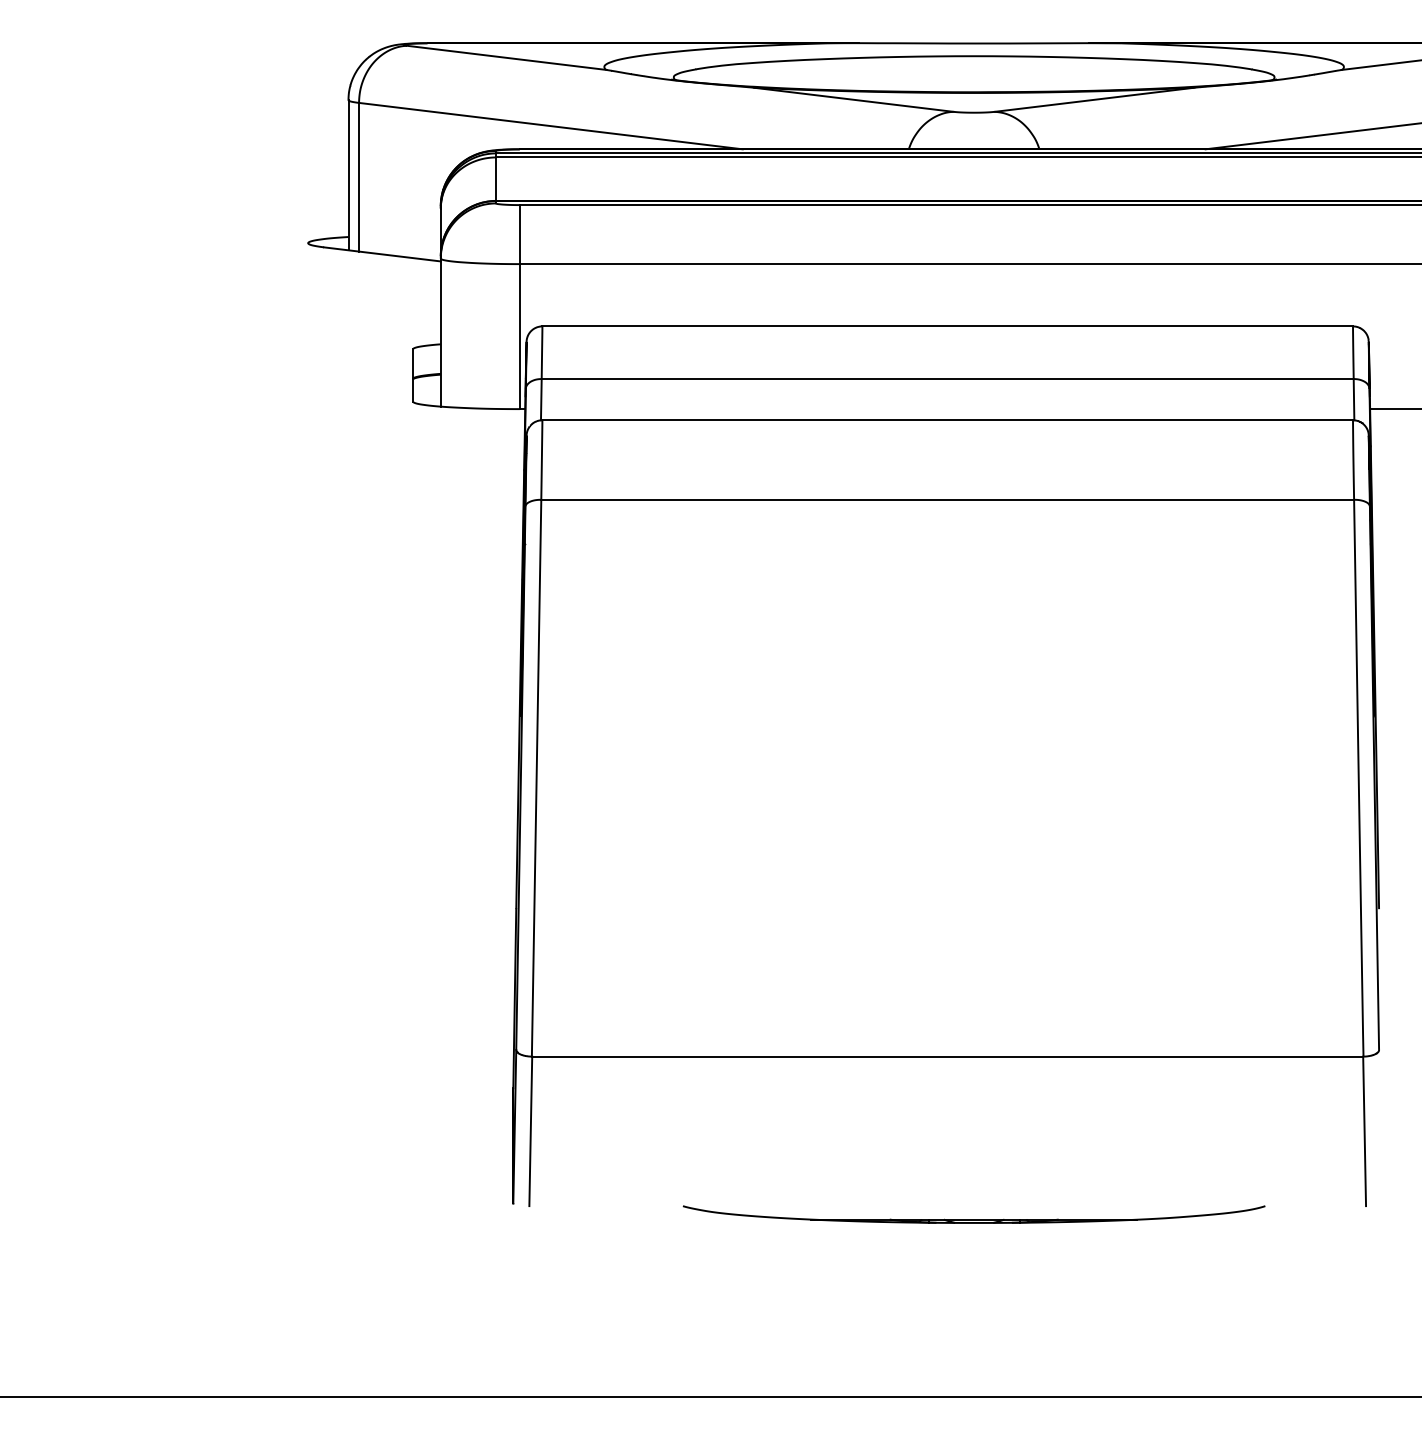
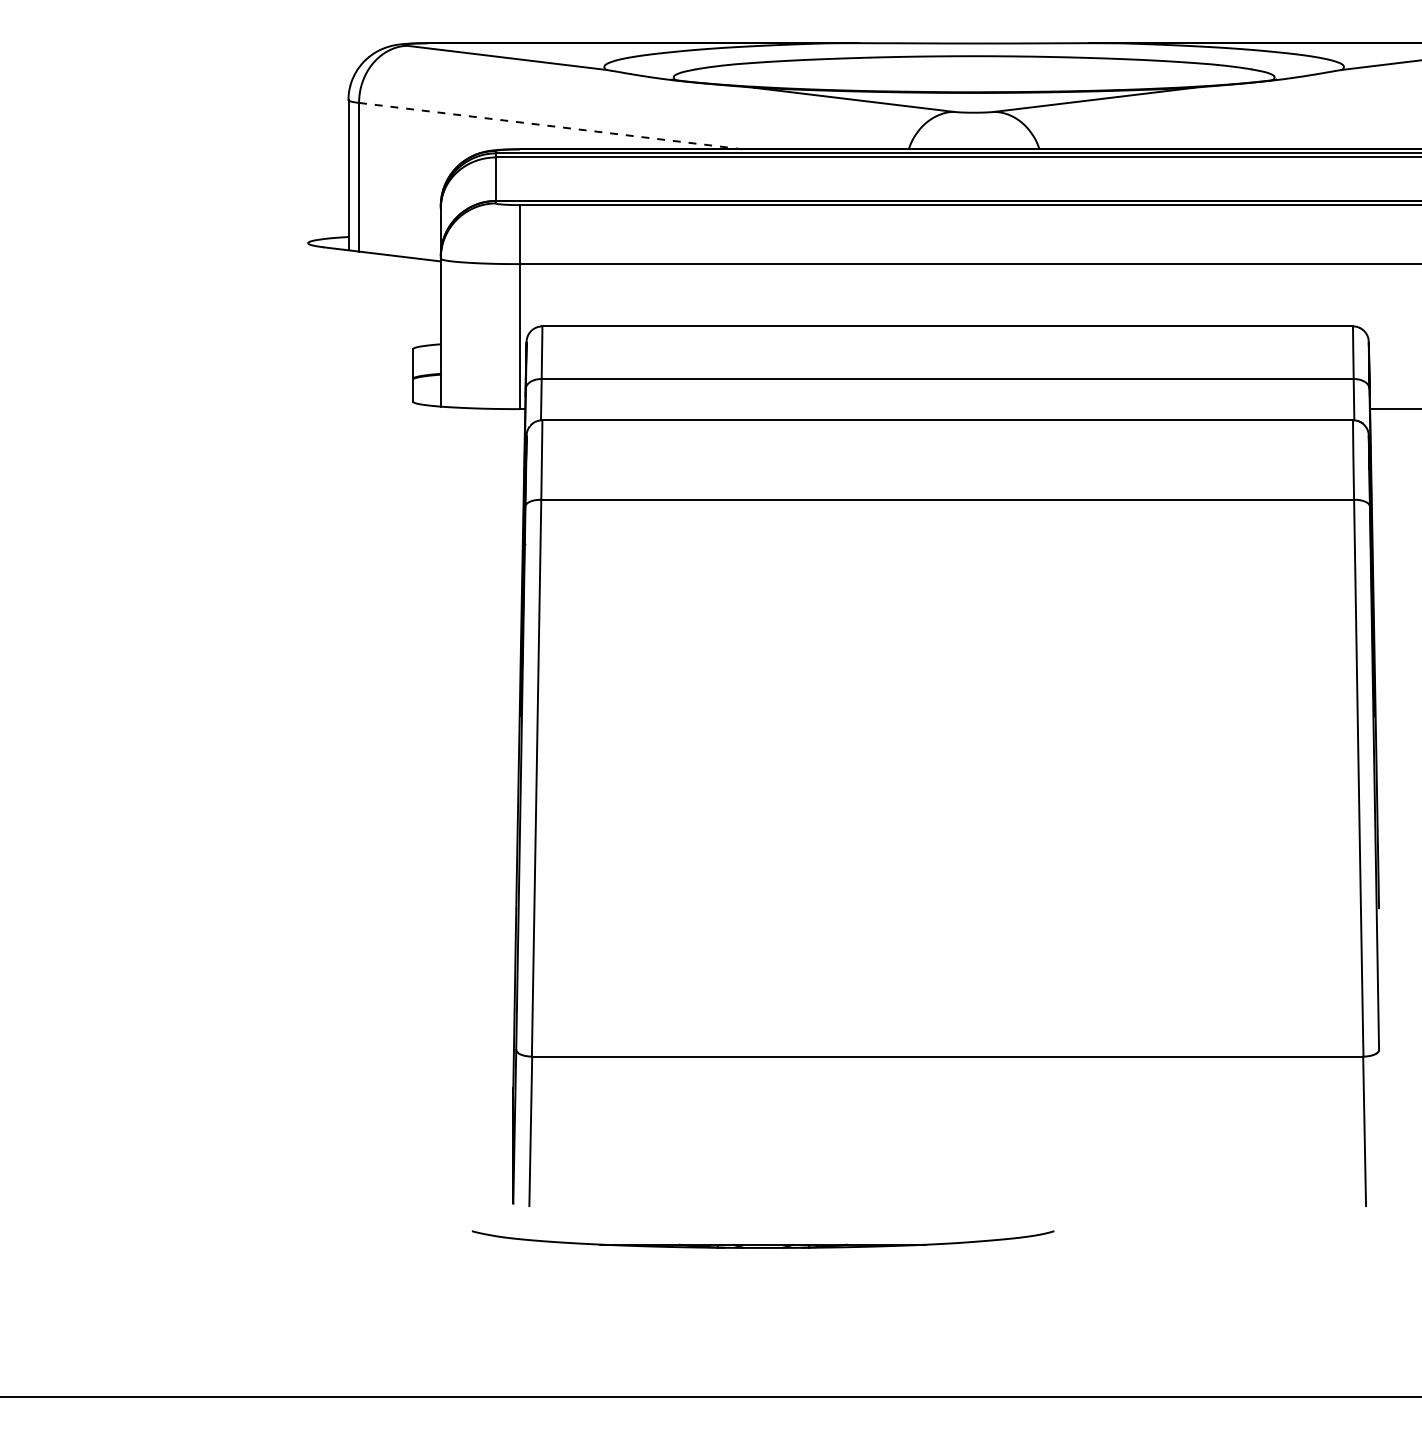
line: solid -> dashed (551, 126)
line: present -> none (1311, 136)
part position: (973, 1214) -> (762, 1239) (762, 1239)
